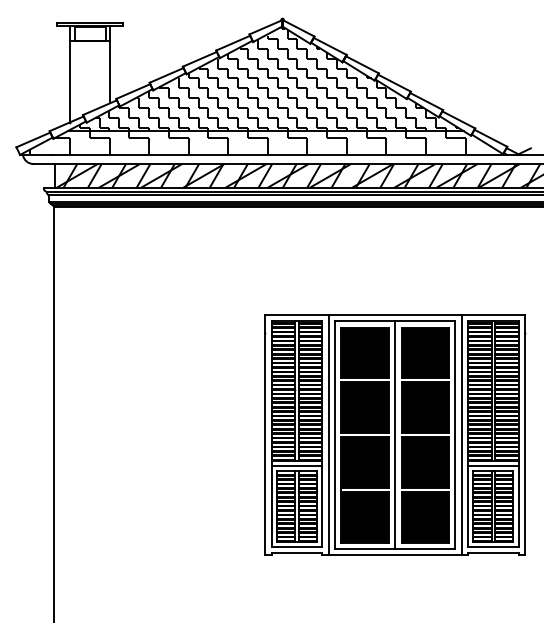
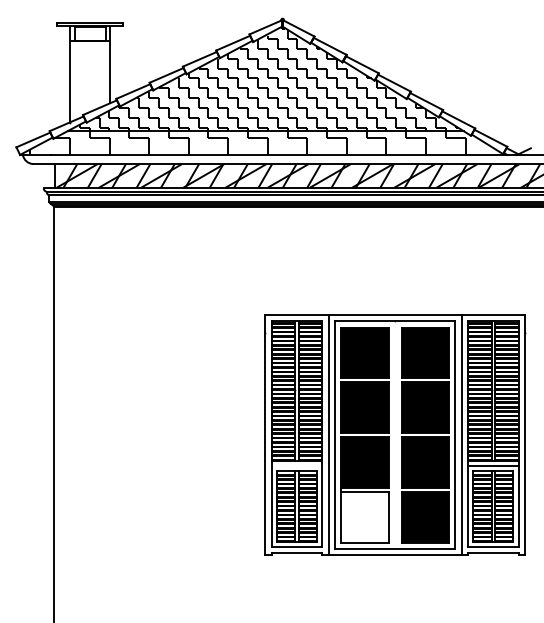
line: present -> none (395, 435)
line: present -> none (296, 465)
fill: present -> none (364, 517)
